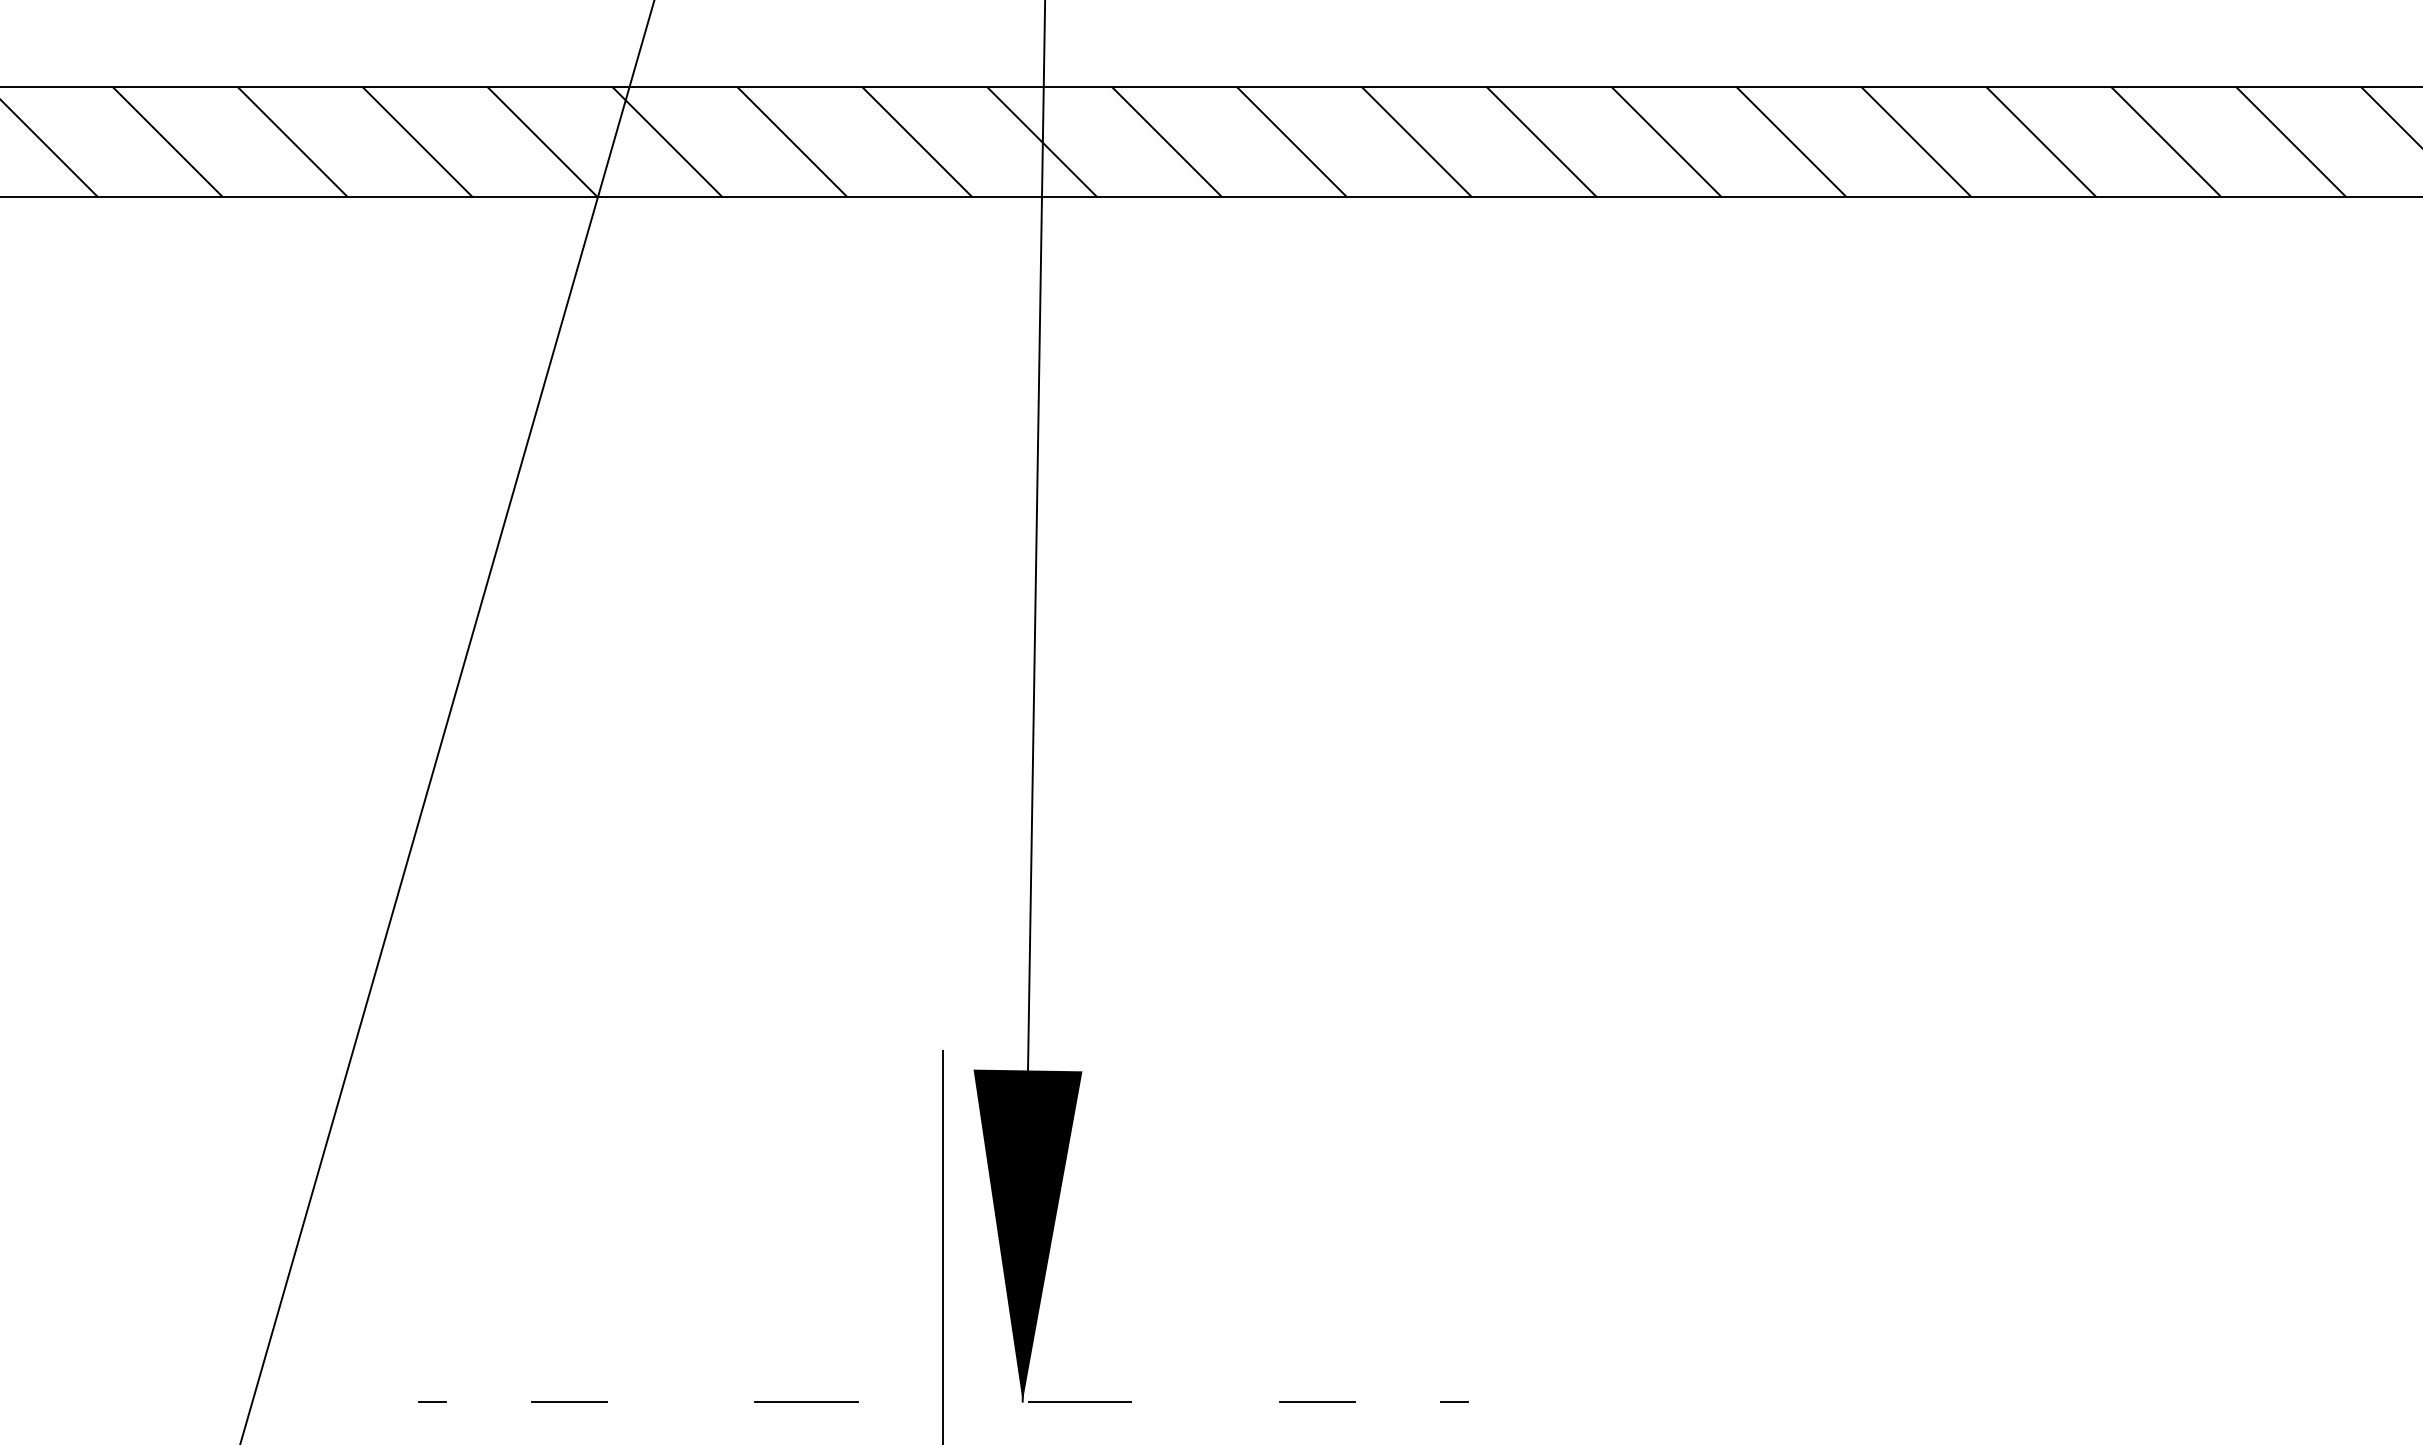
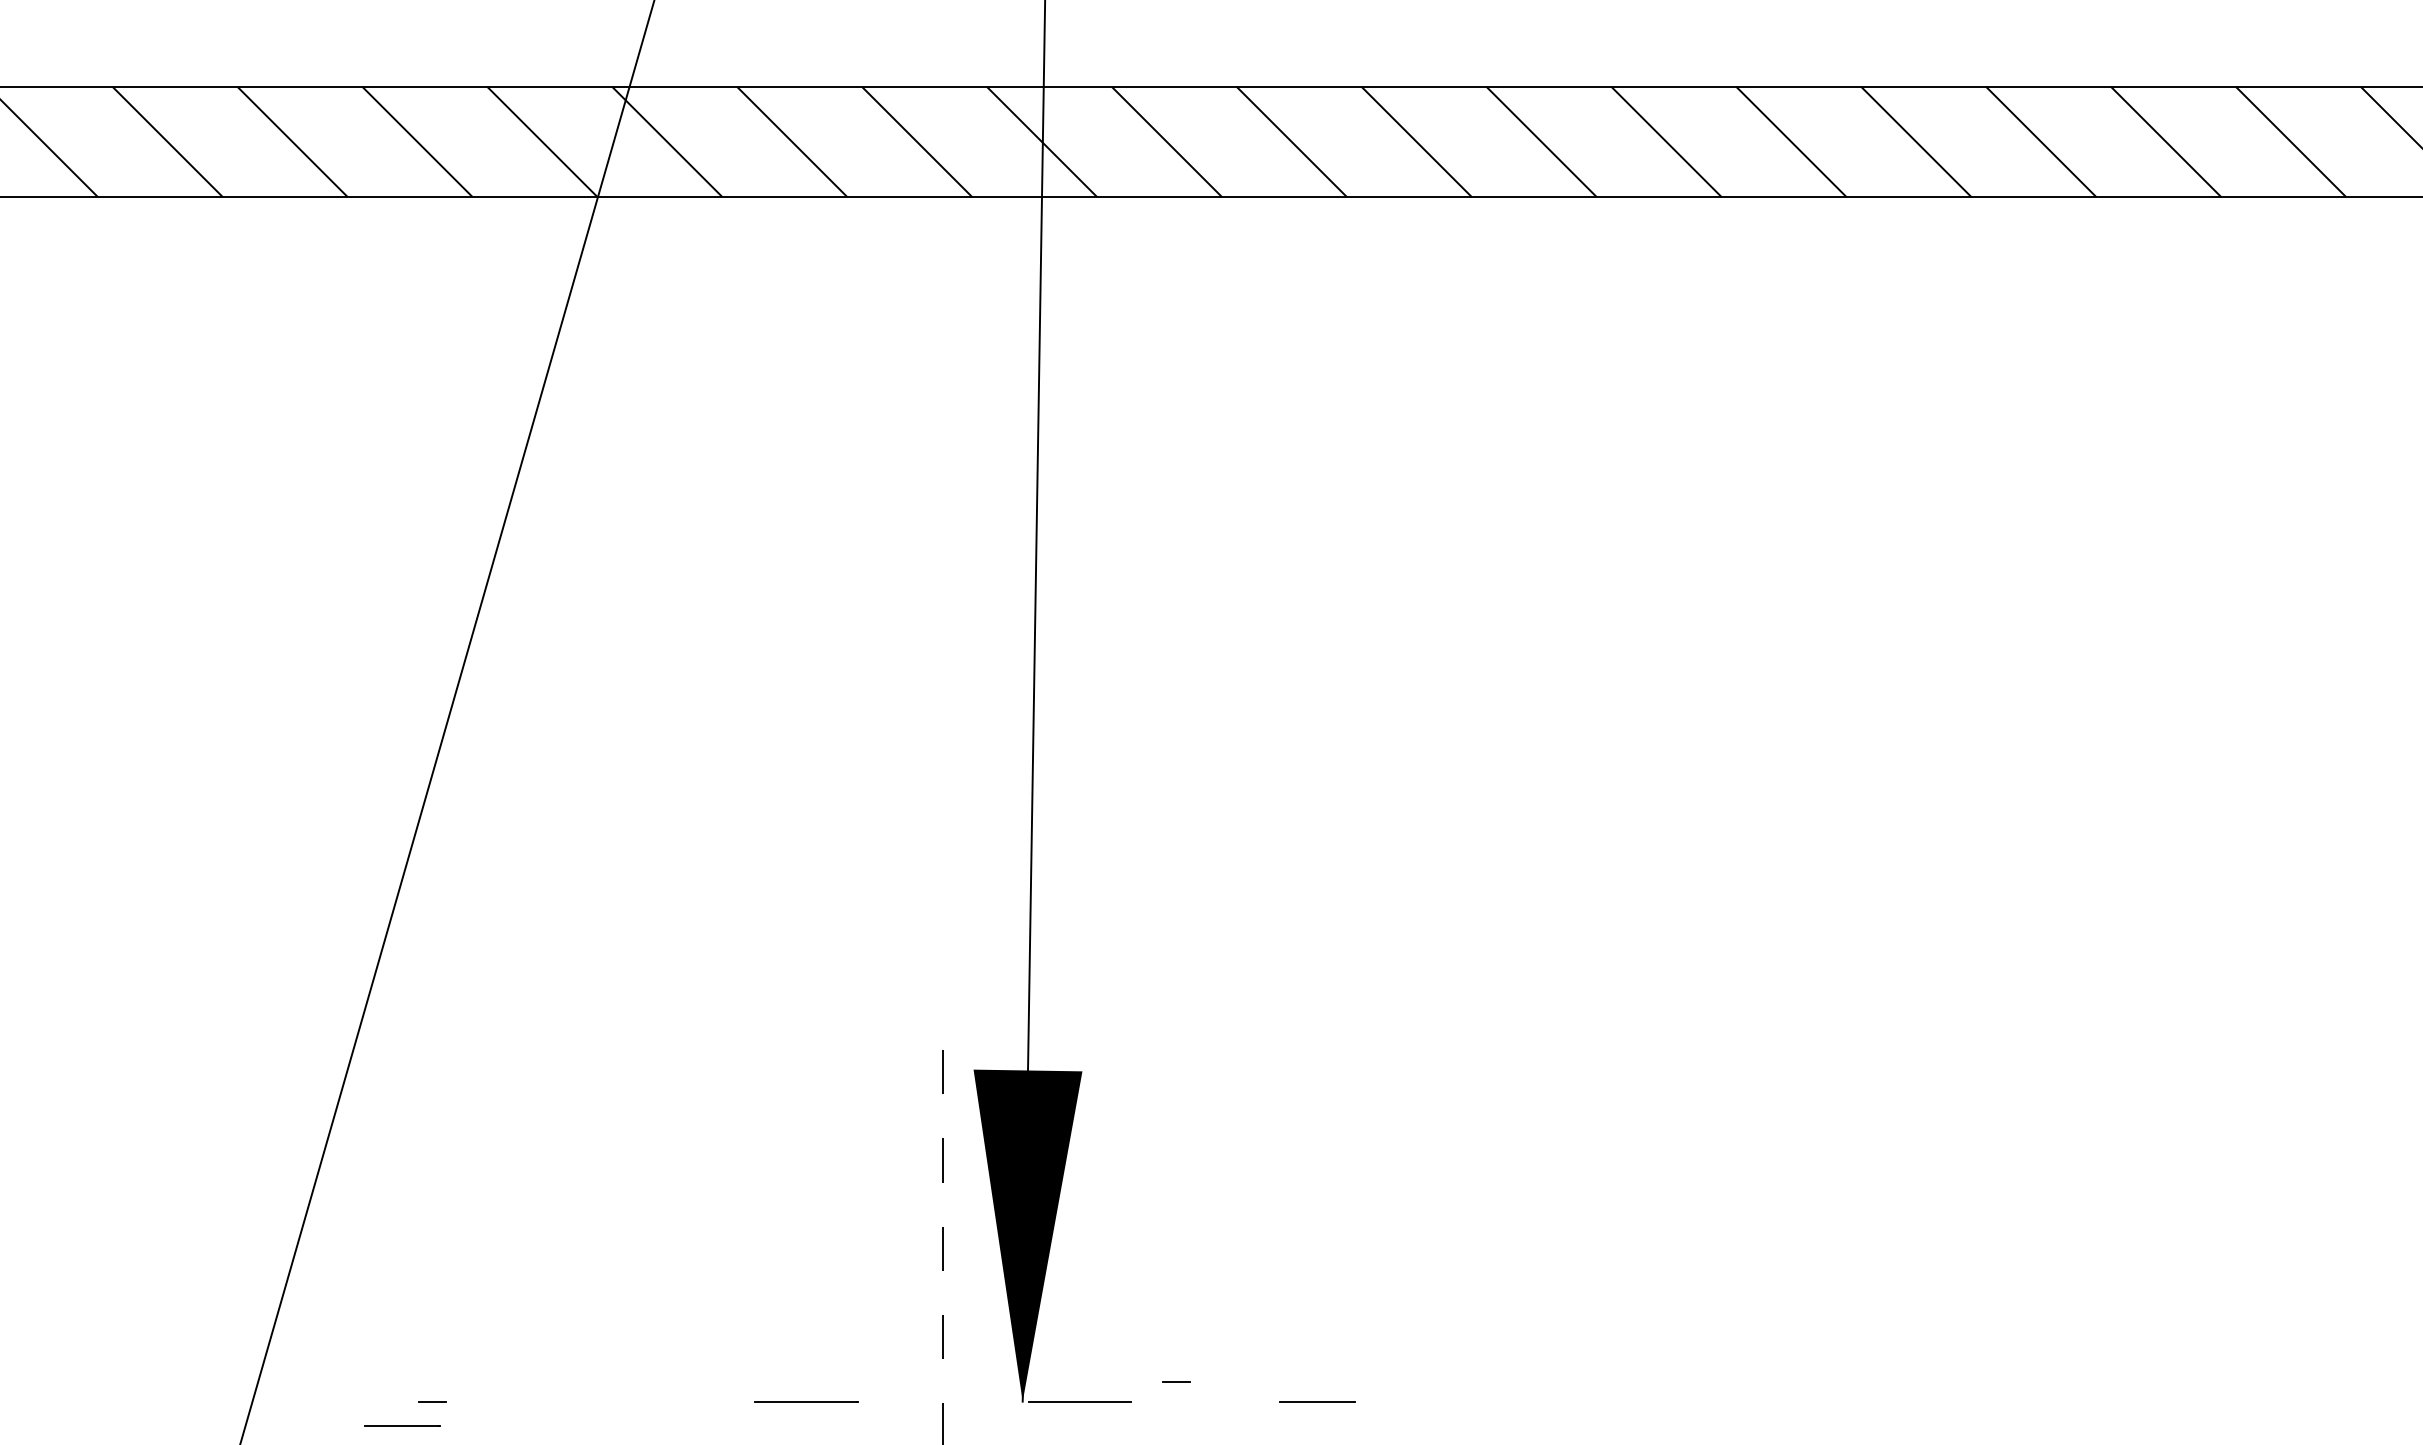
line: solid -> dashed (942, 1247)
line position: (569, 1401) -> (402, 1425) (402, 1425)
line position: (1454, 1401) -> (1176, 1381) (1176, 1381)
